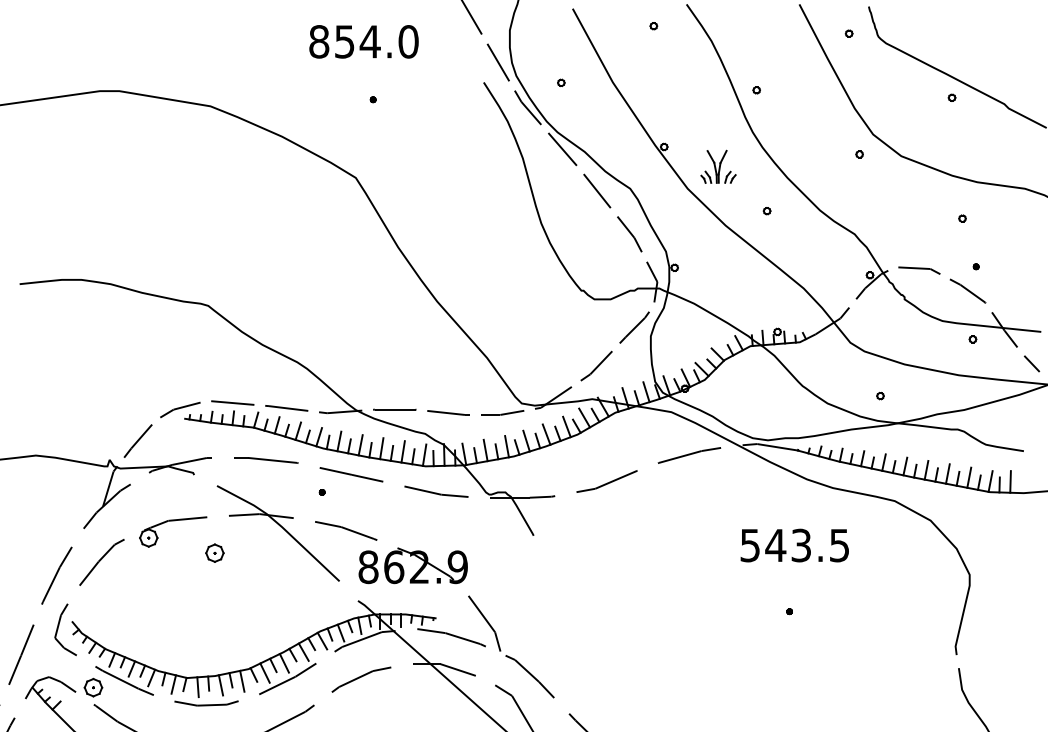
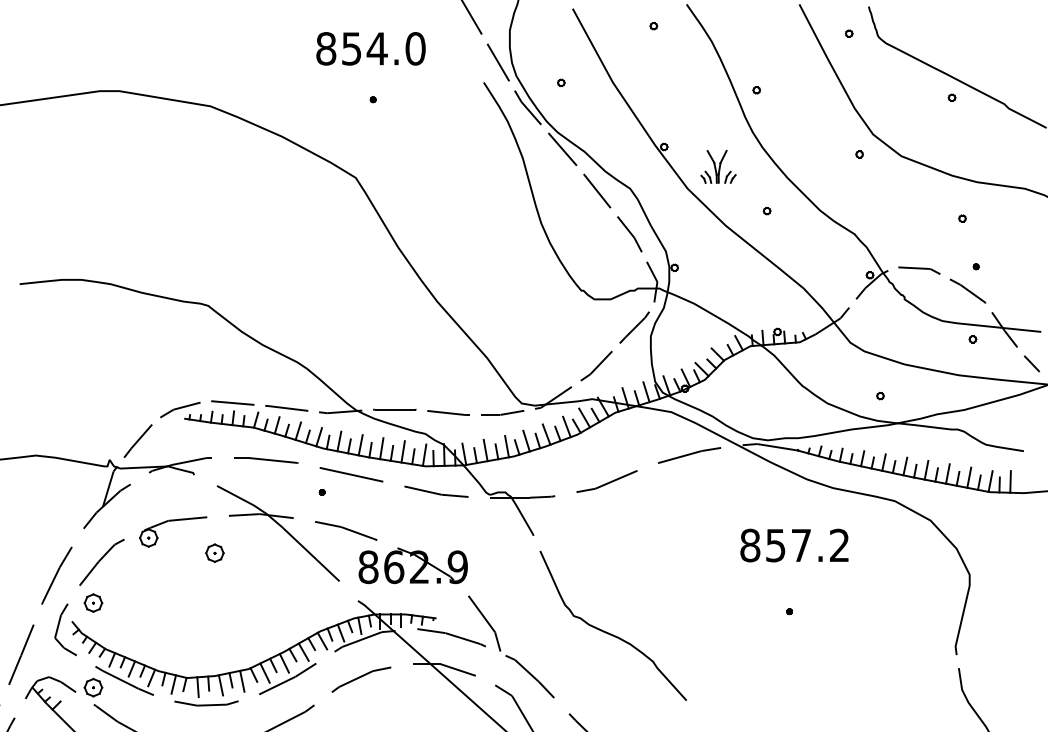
text position: (363, 41) -> (370, 48) (370, 48)
text: 543.5 -> 857.2 (794, 545)
part: none -> present (93, 602)
curve: none -> present (608, 632)
